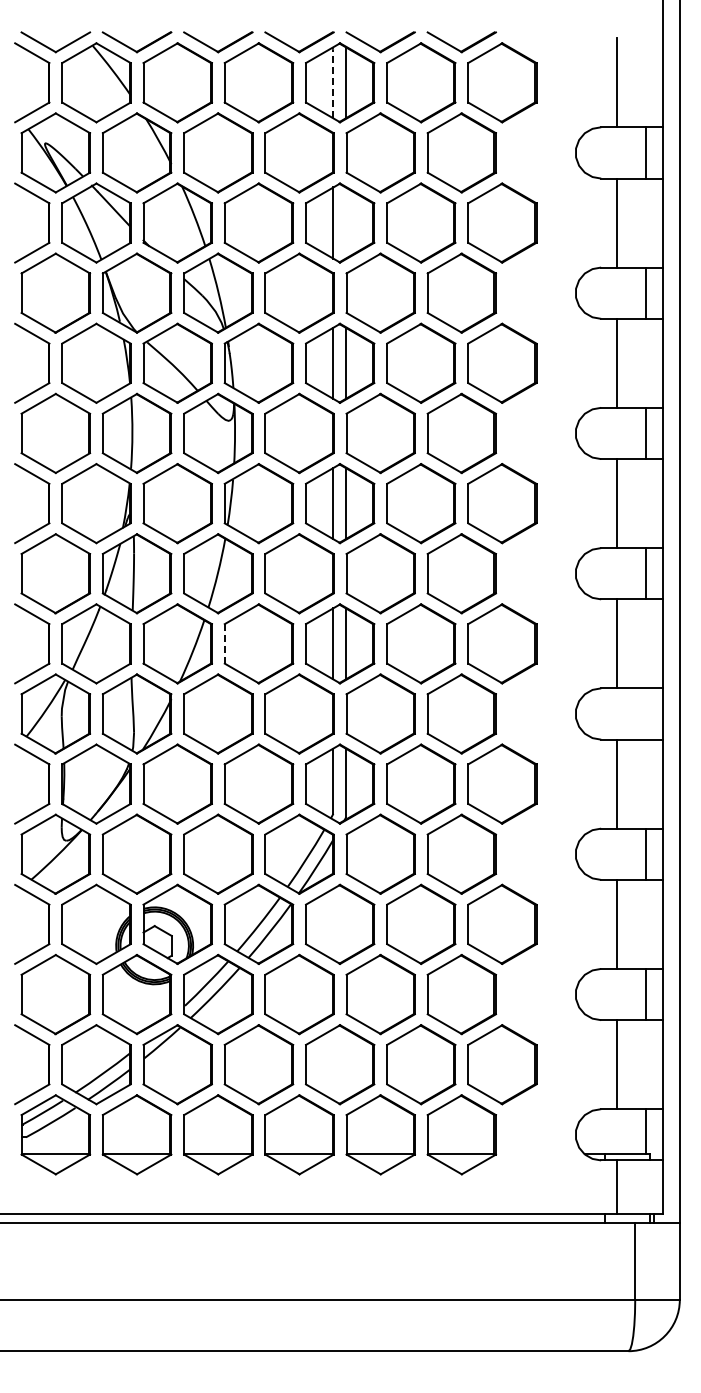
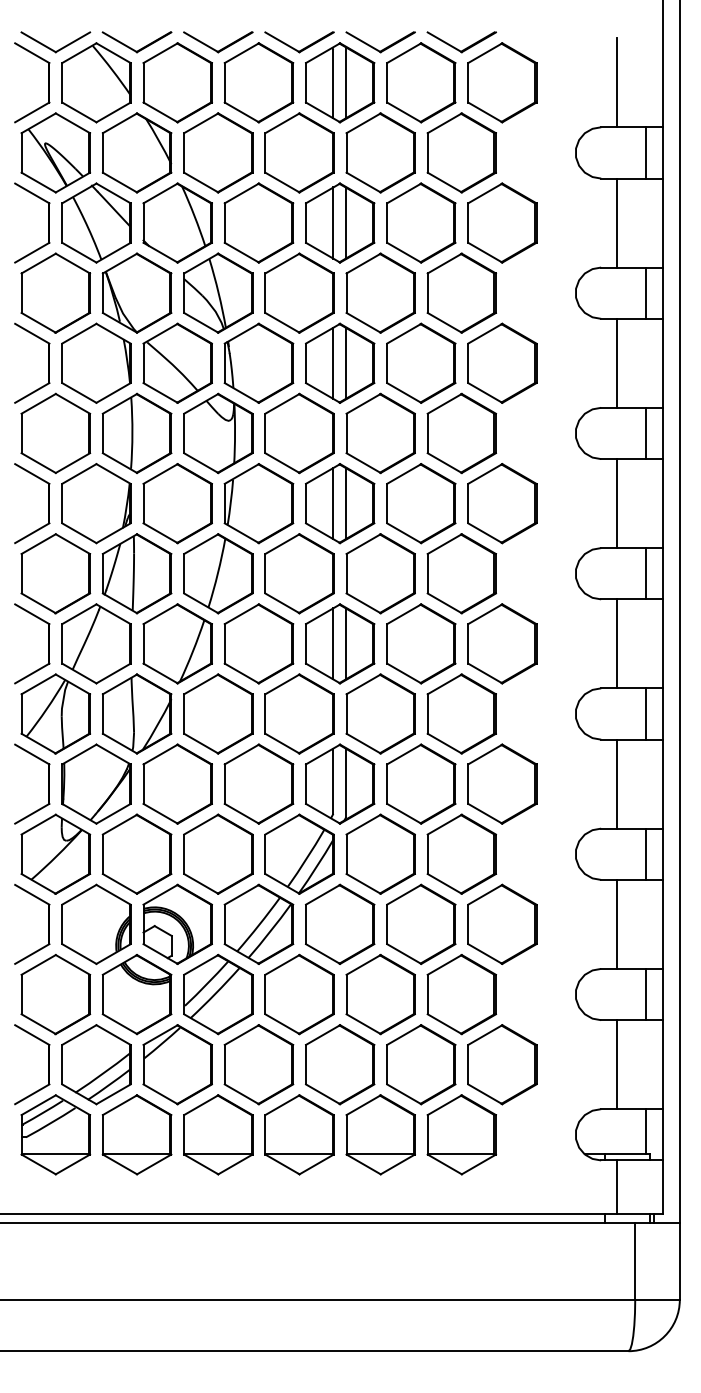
line: dashed -> solid (333, 83)
line: none -> present (346, 222)
line: dashed -> solid (224, 643)
line: none -> present (645, 713)
